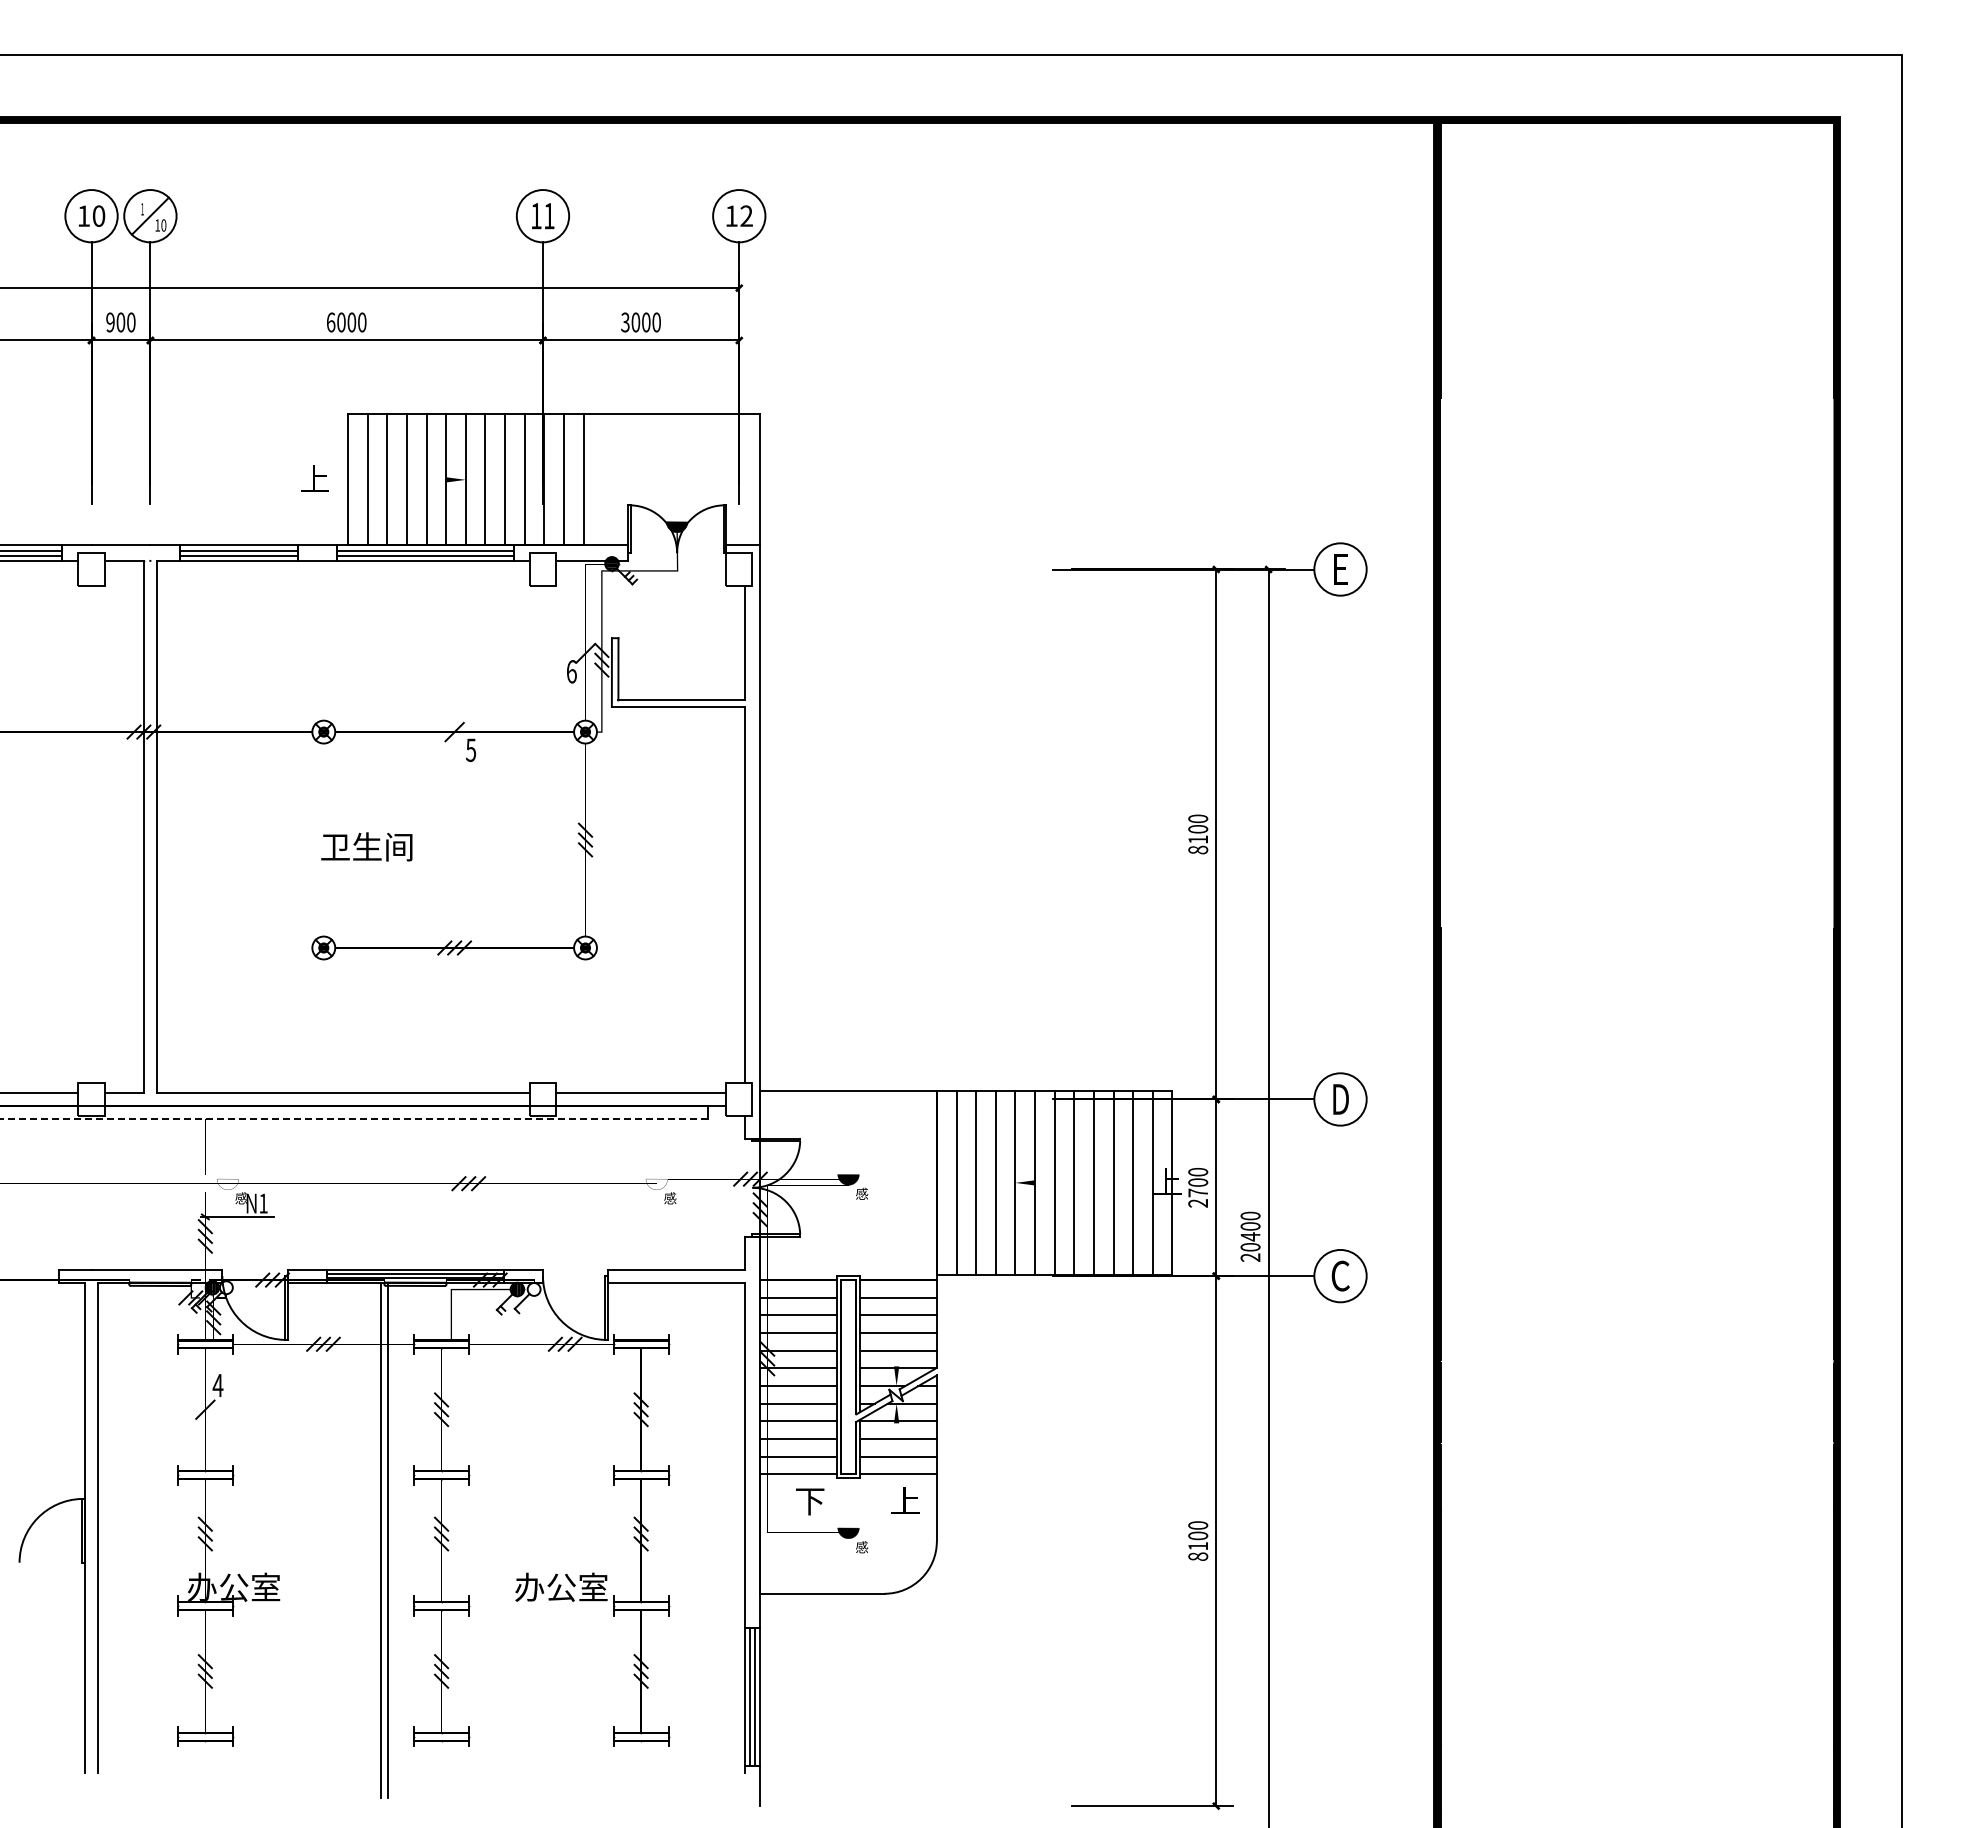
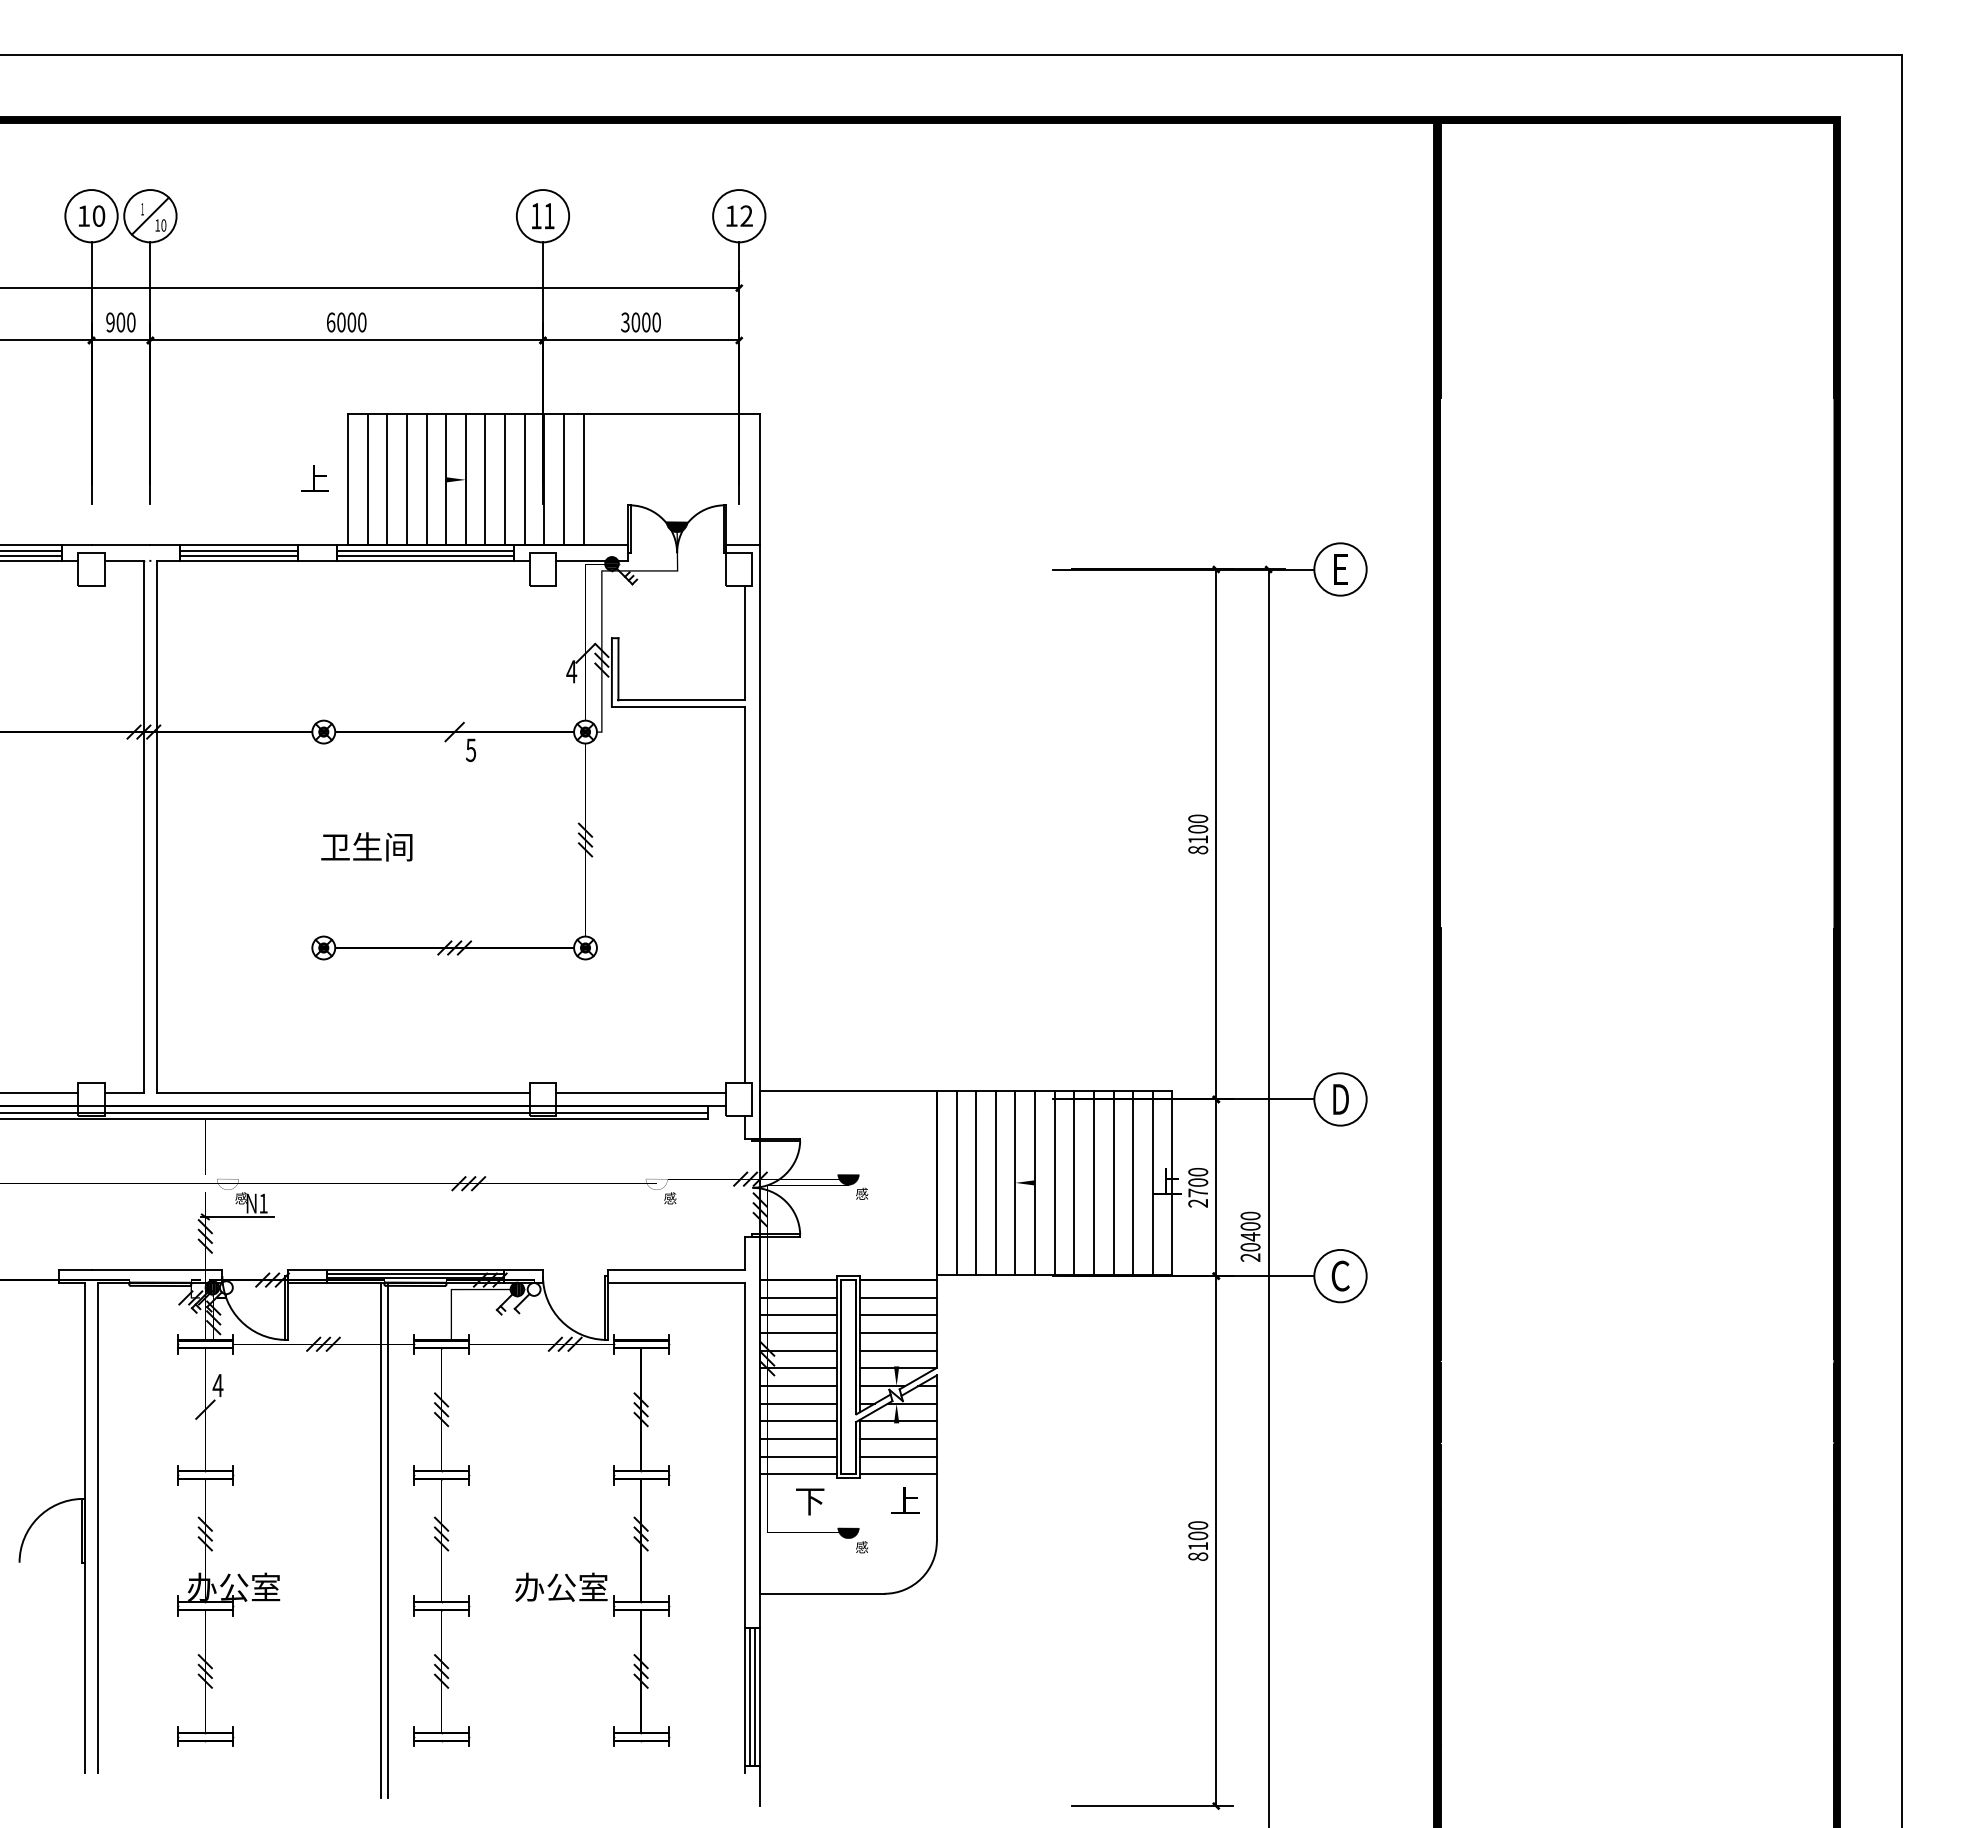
text: 6 -> 4 (571, 671)
line: none -> present (355, 1112)
line: dashed -> solid (354, 1119)
